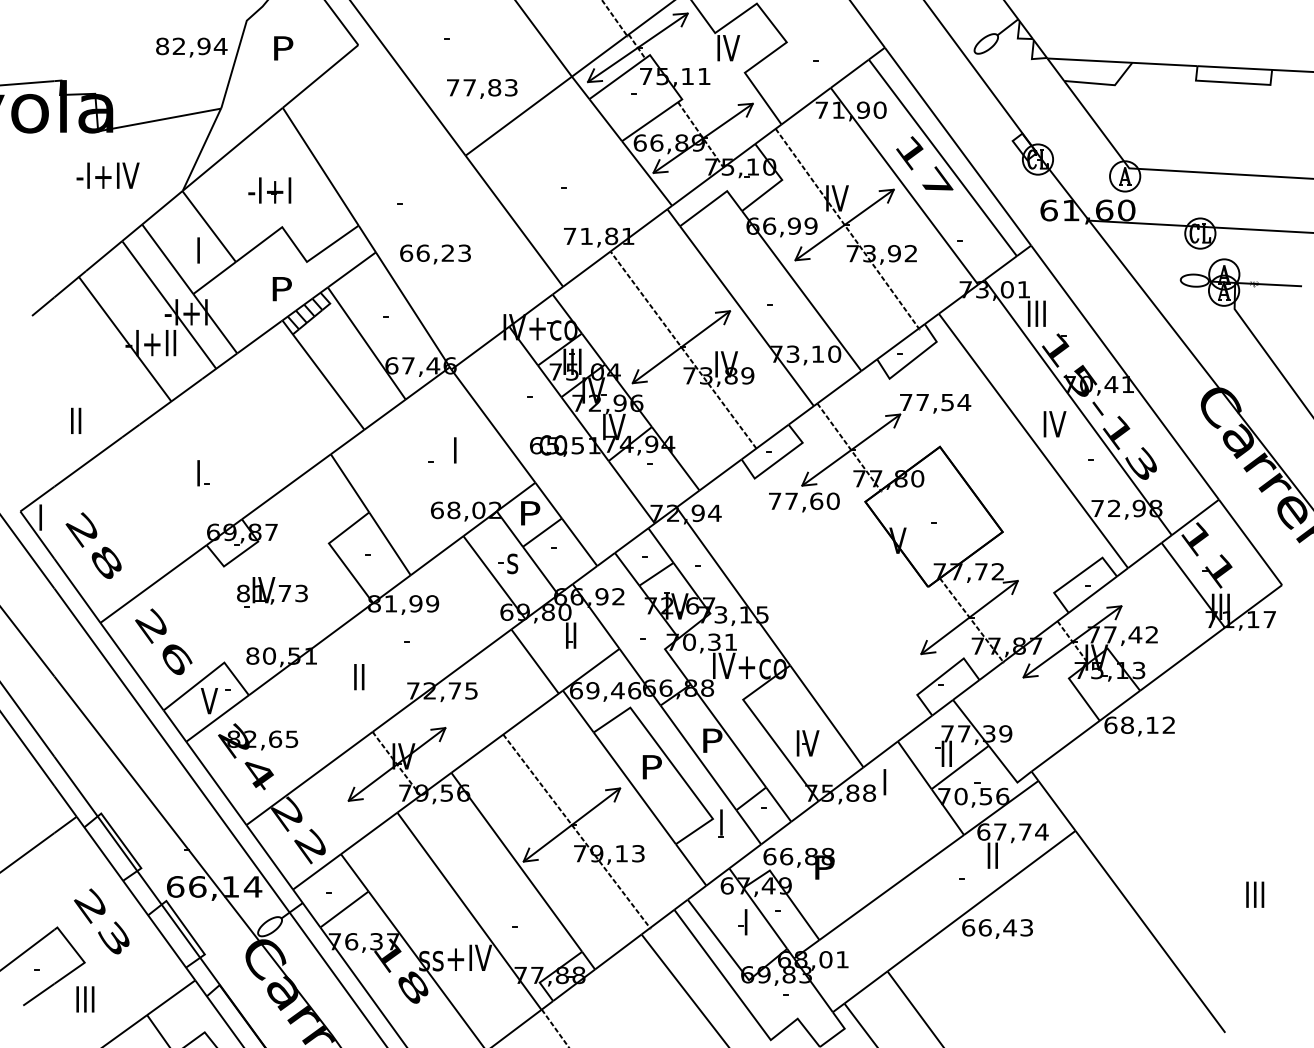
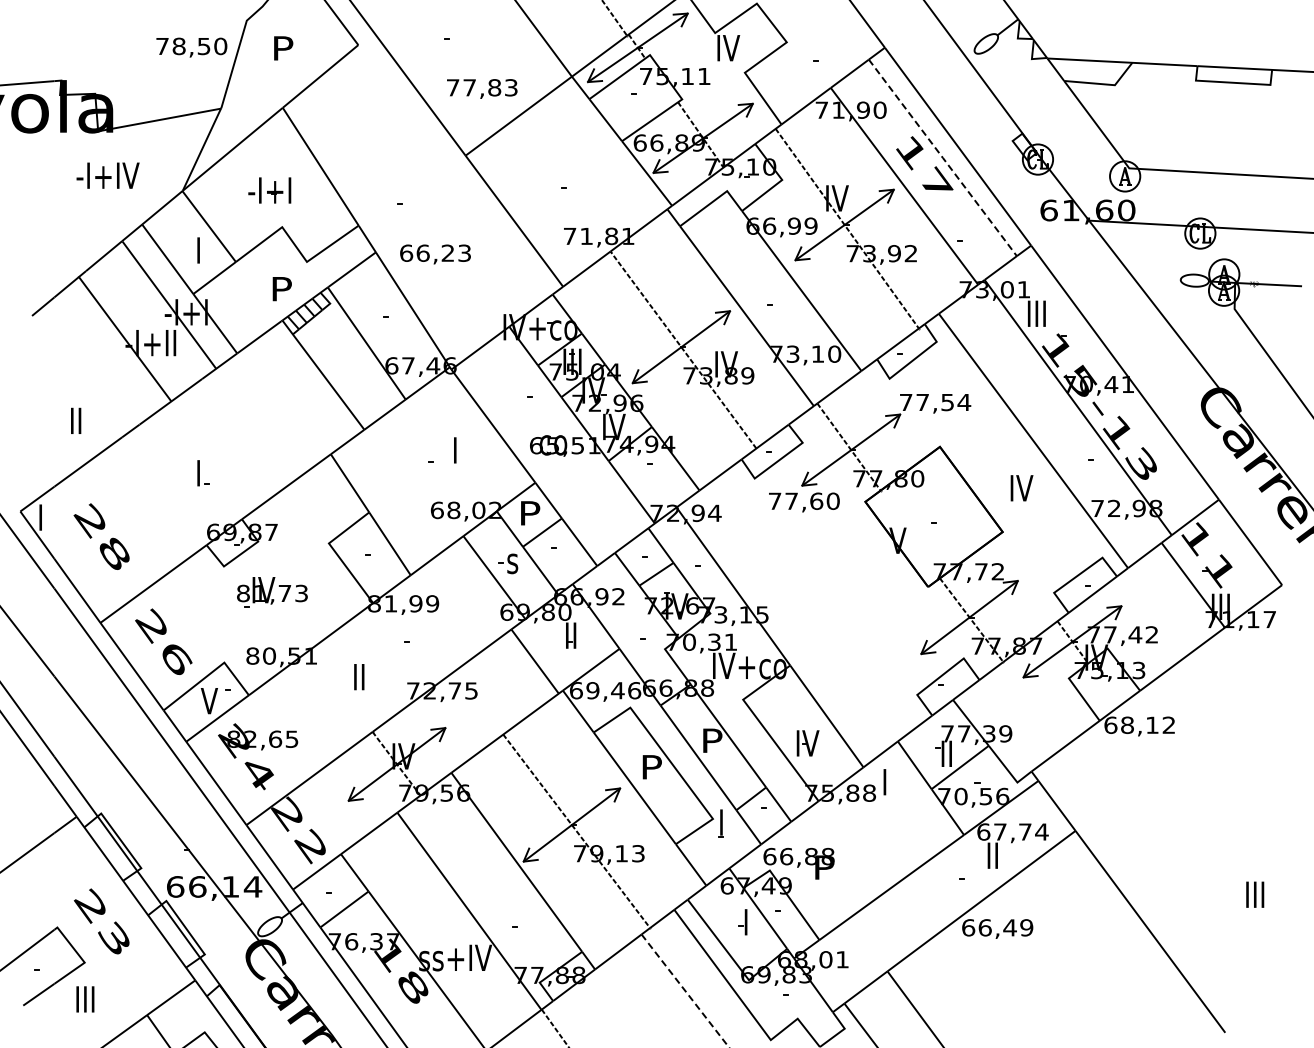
text: 82,94 -> 78,50 (191, 46)
line: solid -> dashed (942, 157)
text position: (1054, 424) -> (1021, 488) (1021, 488)
text position: (93, 545) -> (101, 536) (101, 536)
text: 66,43 -> 66,49 (1026, 927)
line: solid -> dashed (685, 991)
